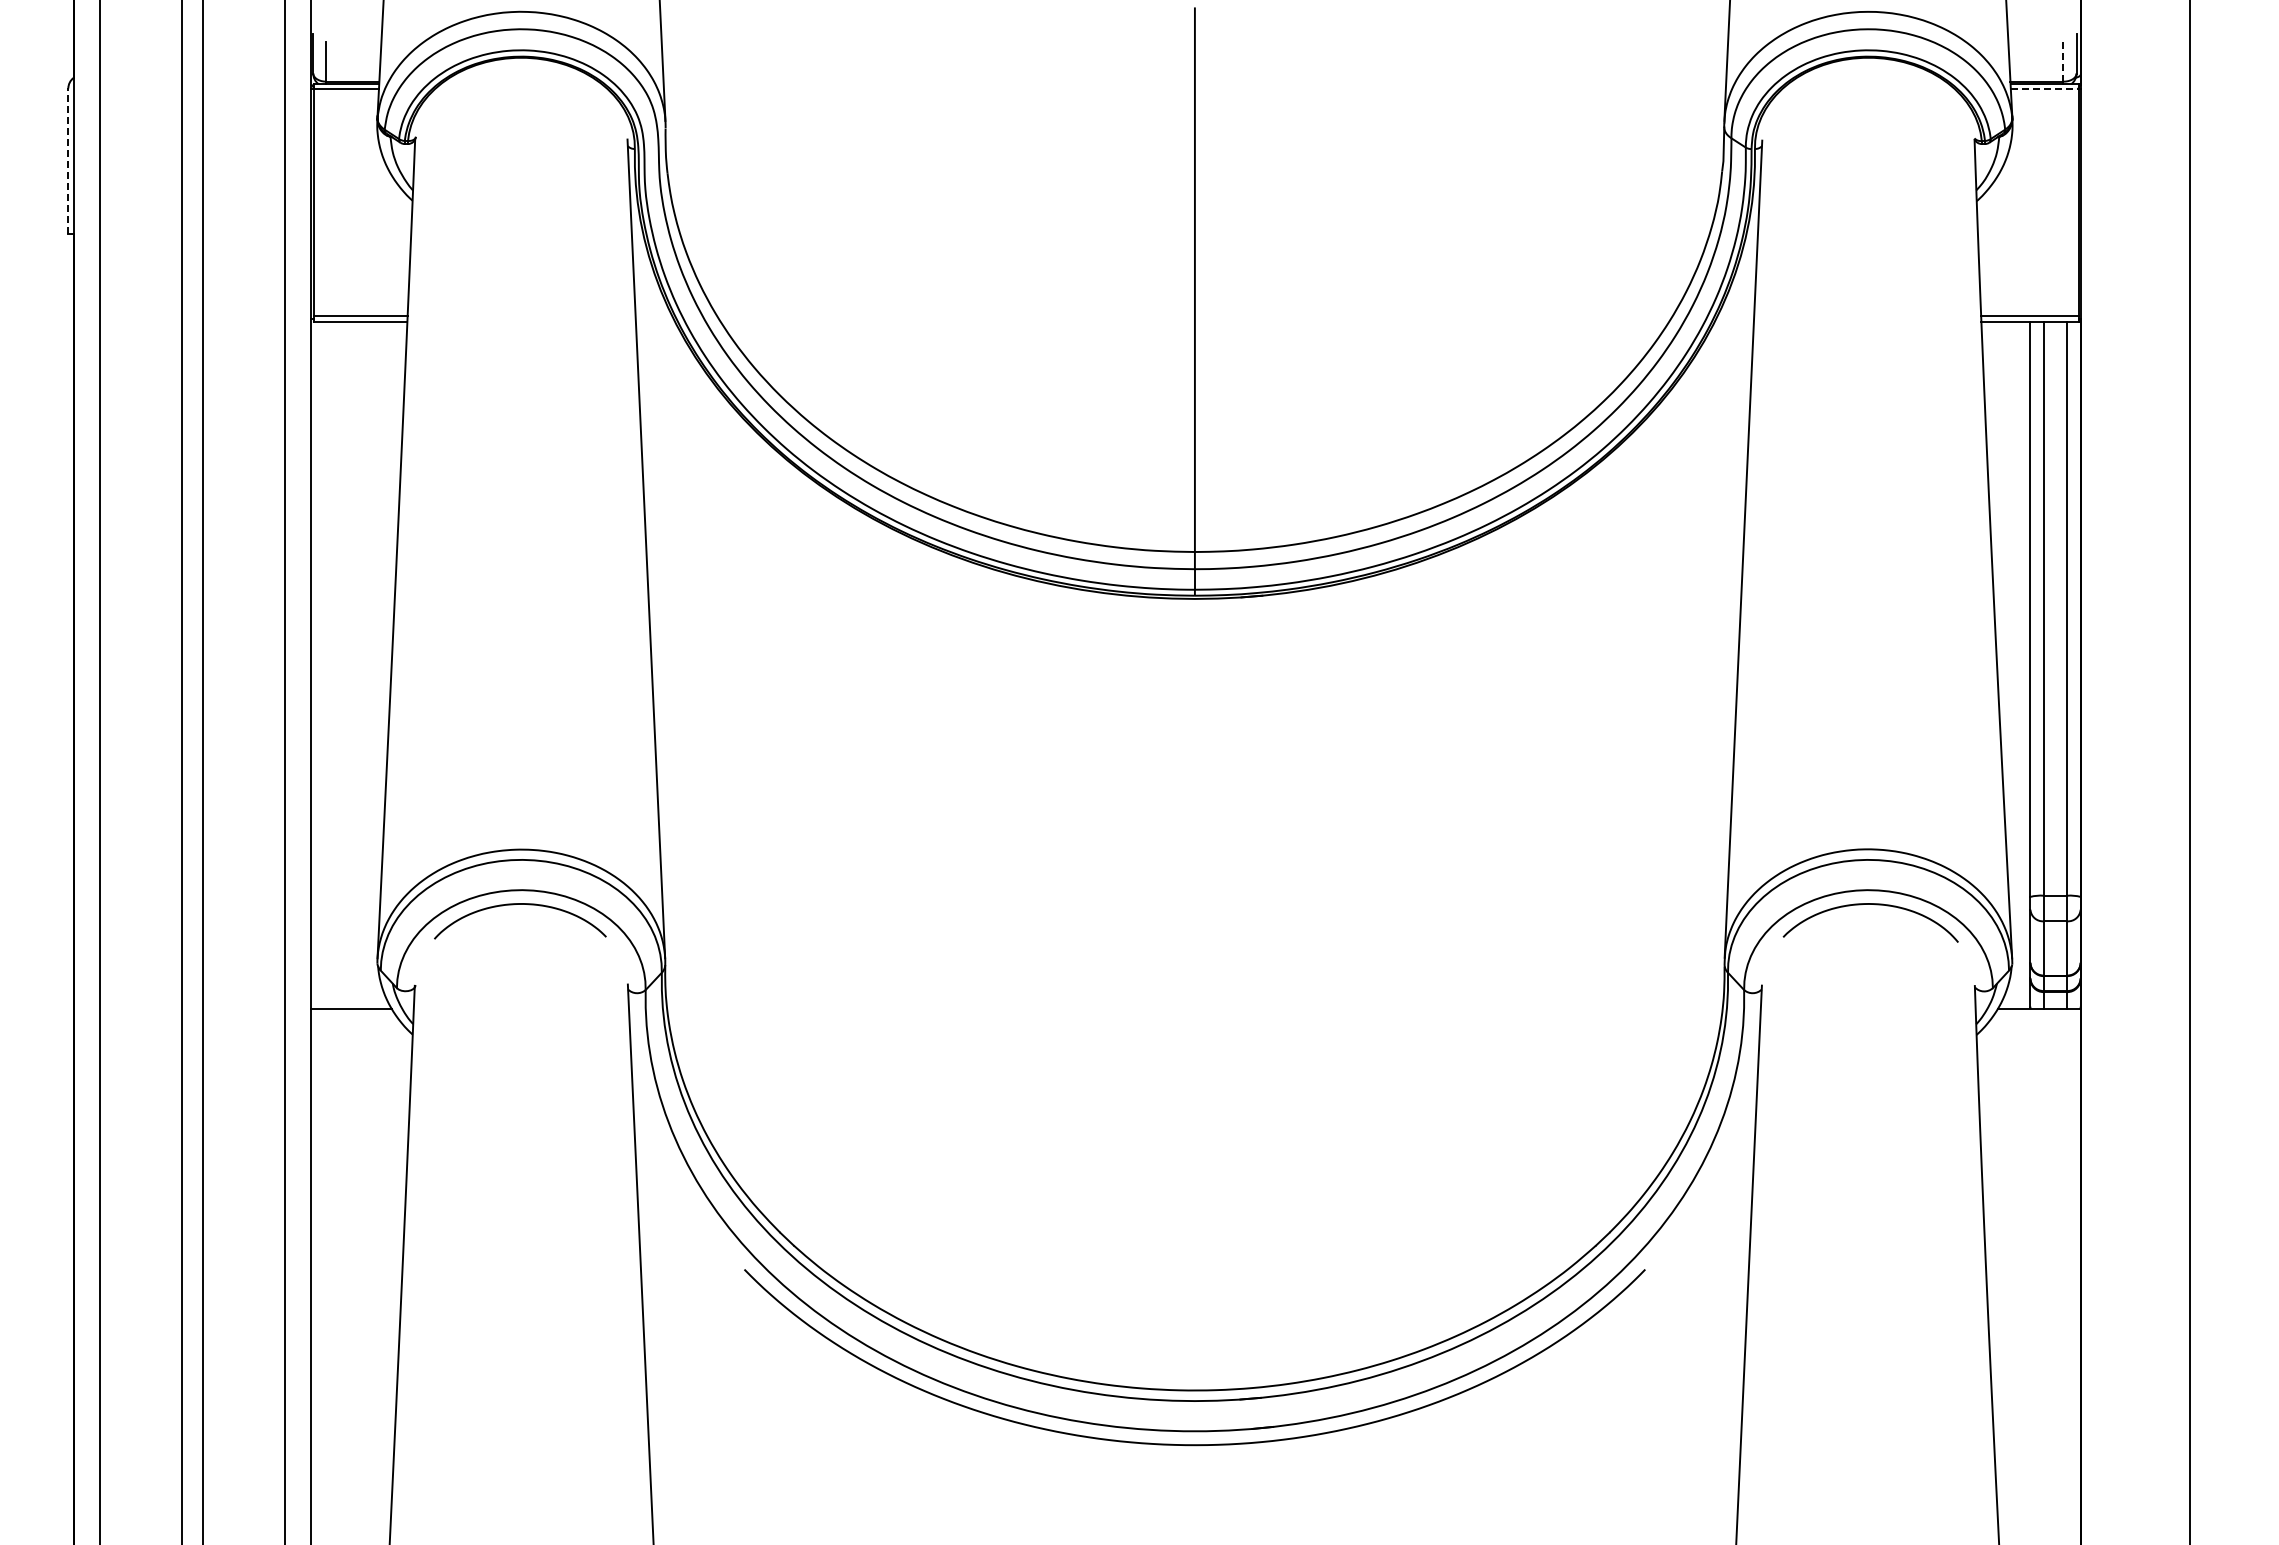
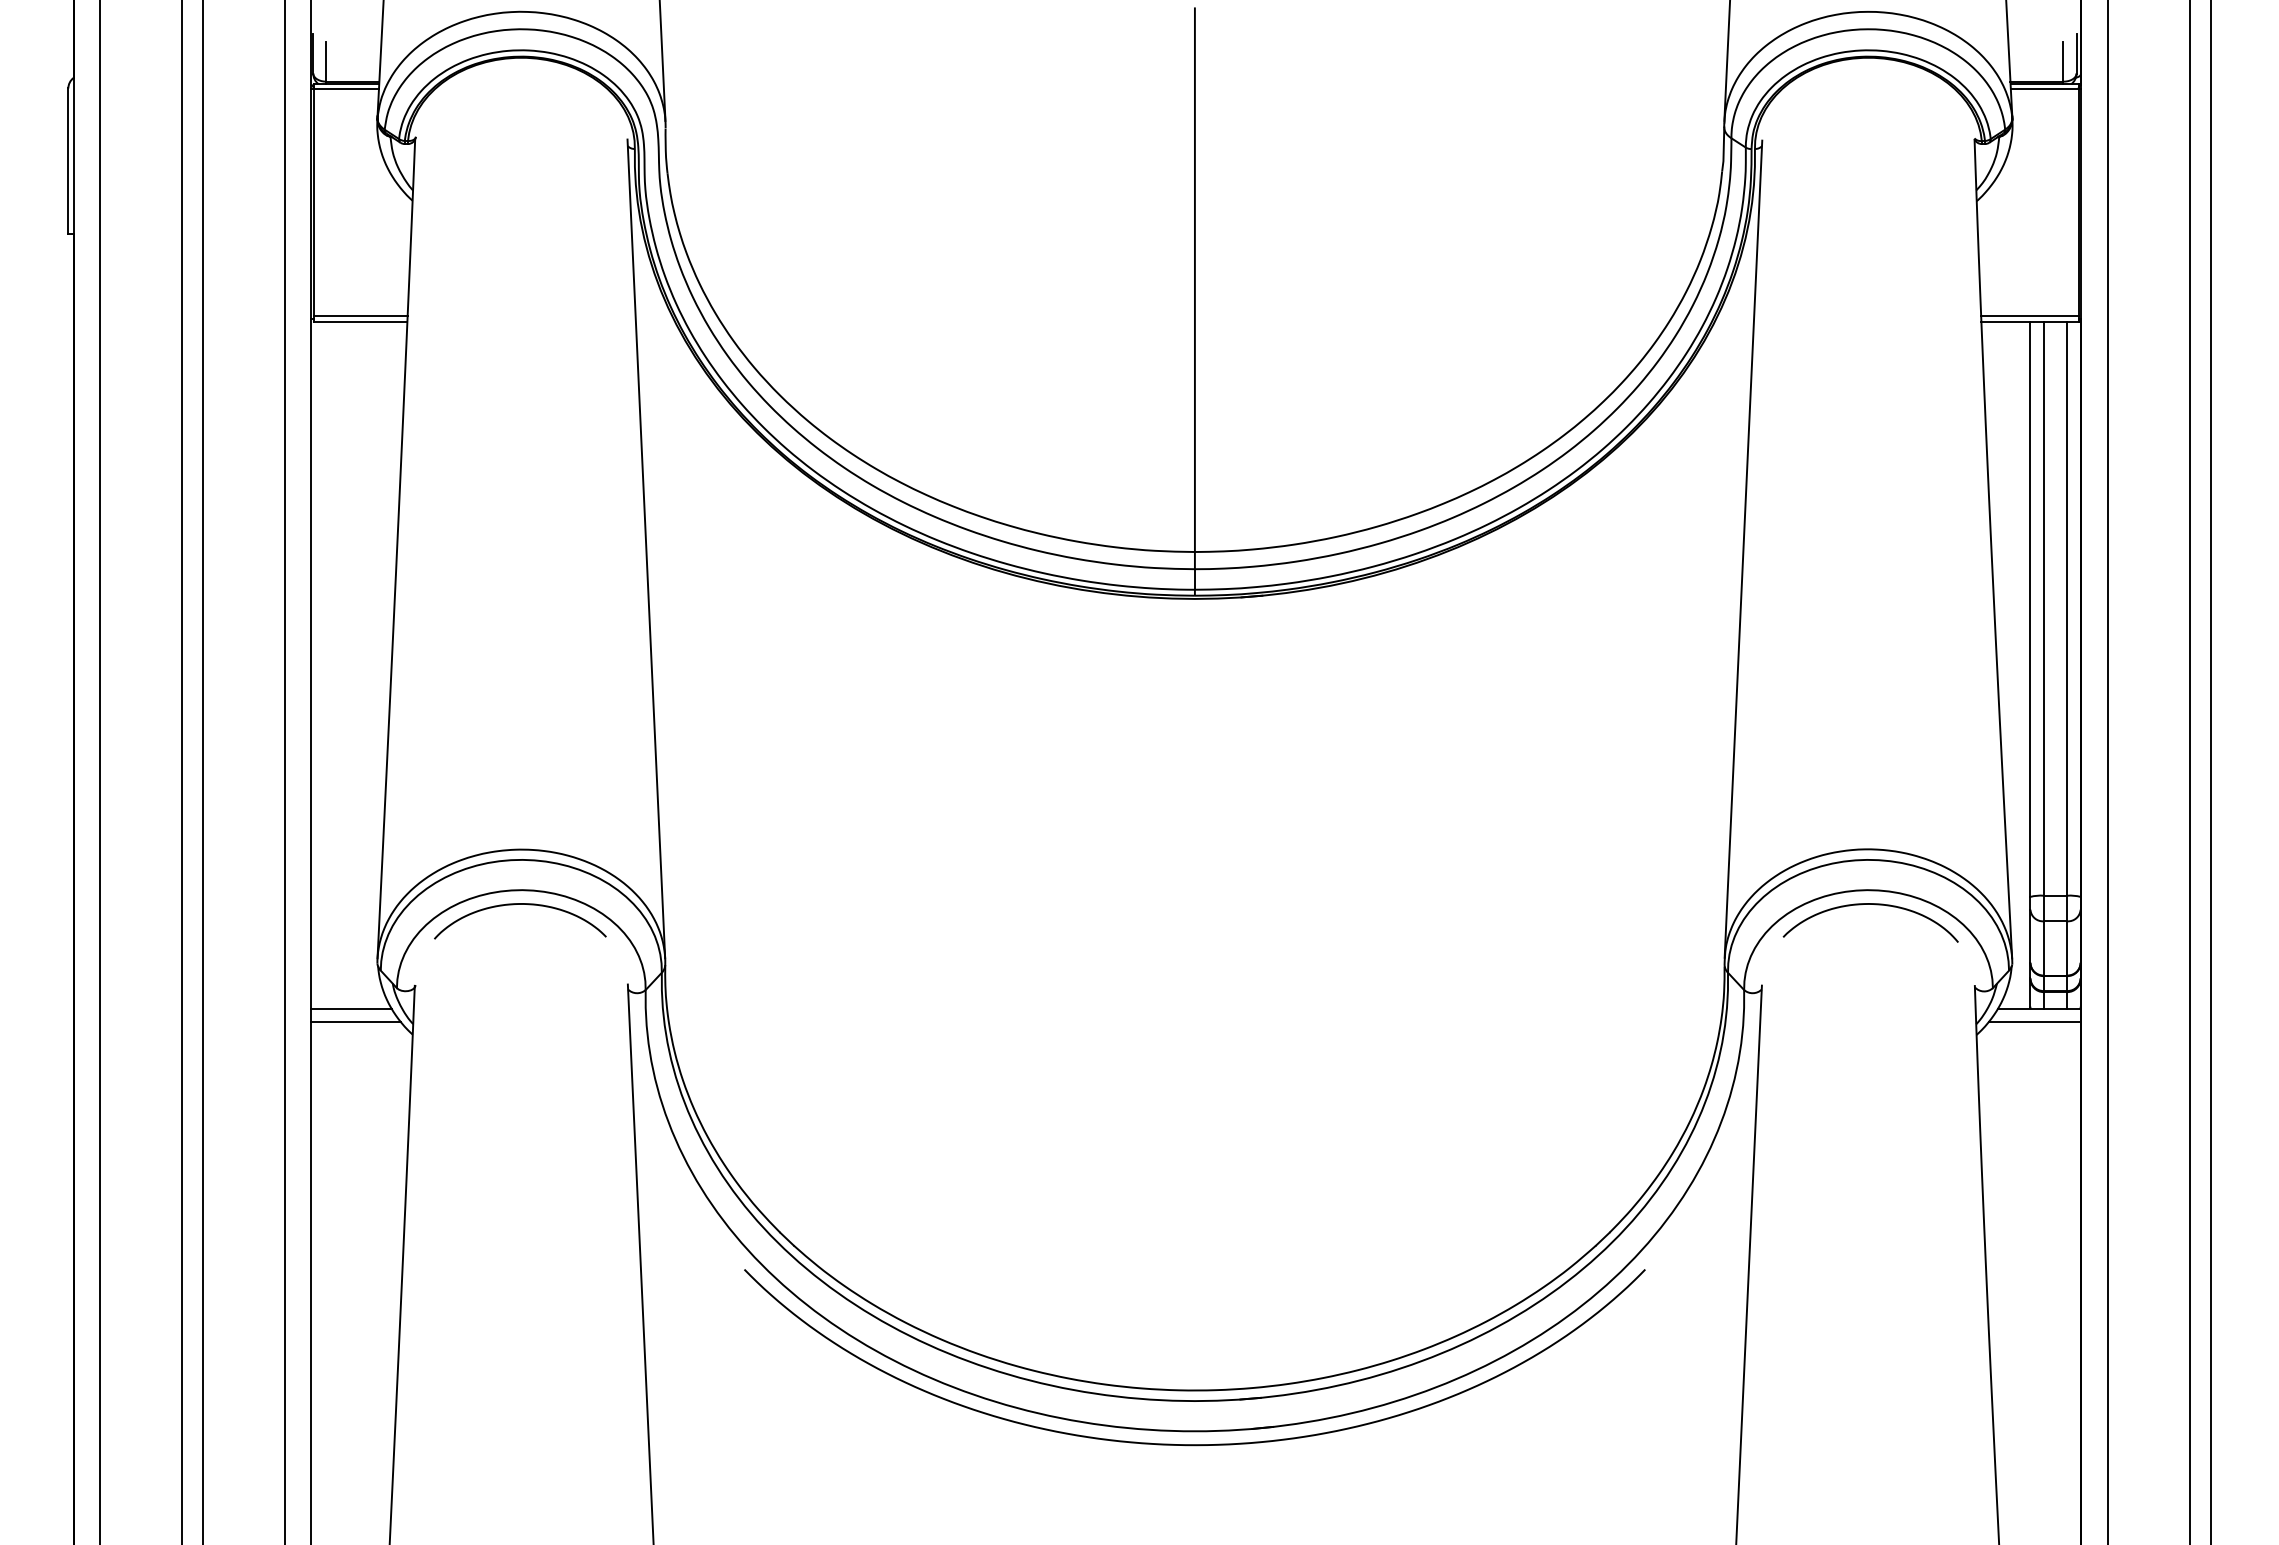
line: dashed -> solid (2063, 61)
line: dashed -> solid (2044, 89)
line: dashed -> solid (68, 161)
line: none -> present (2107, 771)
line: none -> present (2210, 771)
line: none -> present (355, 1021)
line: none -> present (2034, 1021)
